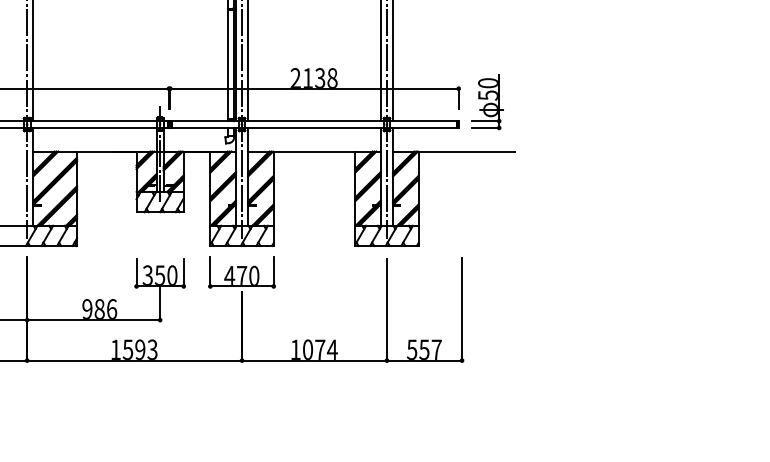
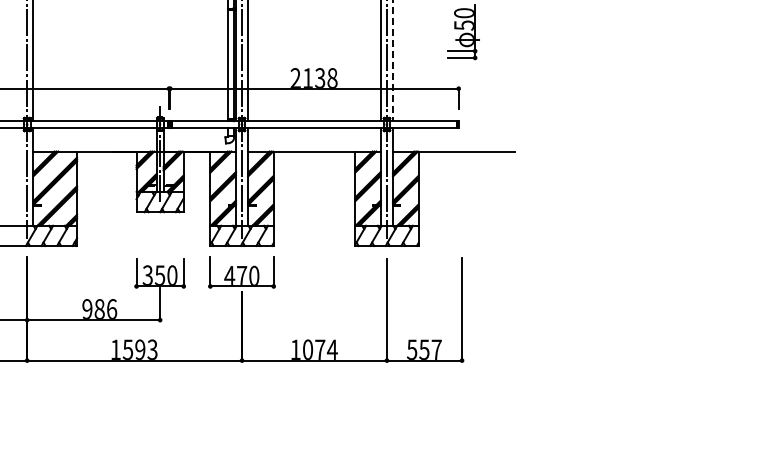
line: solid -> dashed (393, 61)
part position: (487, 102) -> (463, 32) (463, 32)
